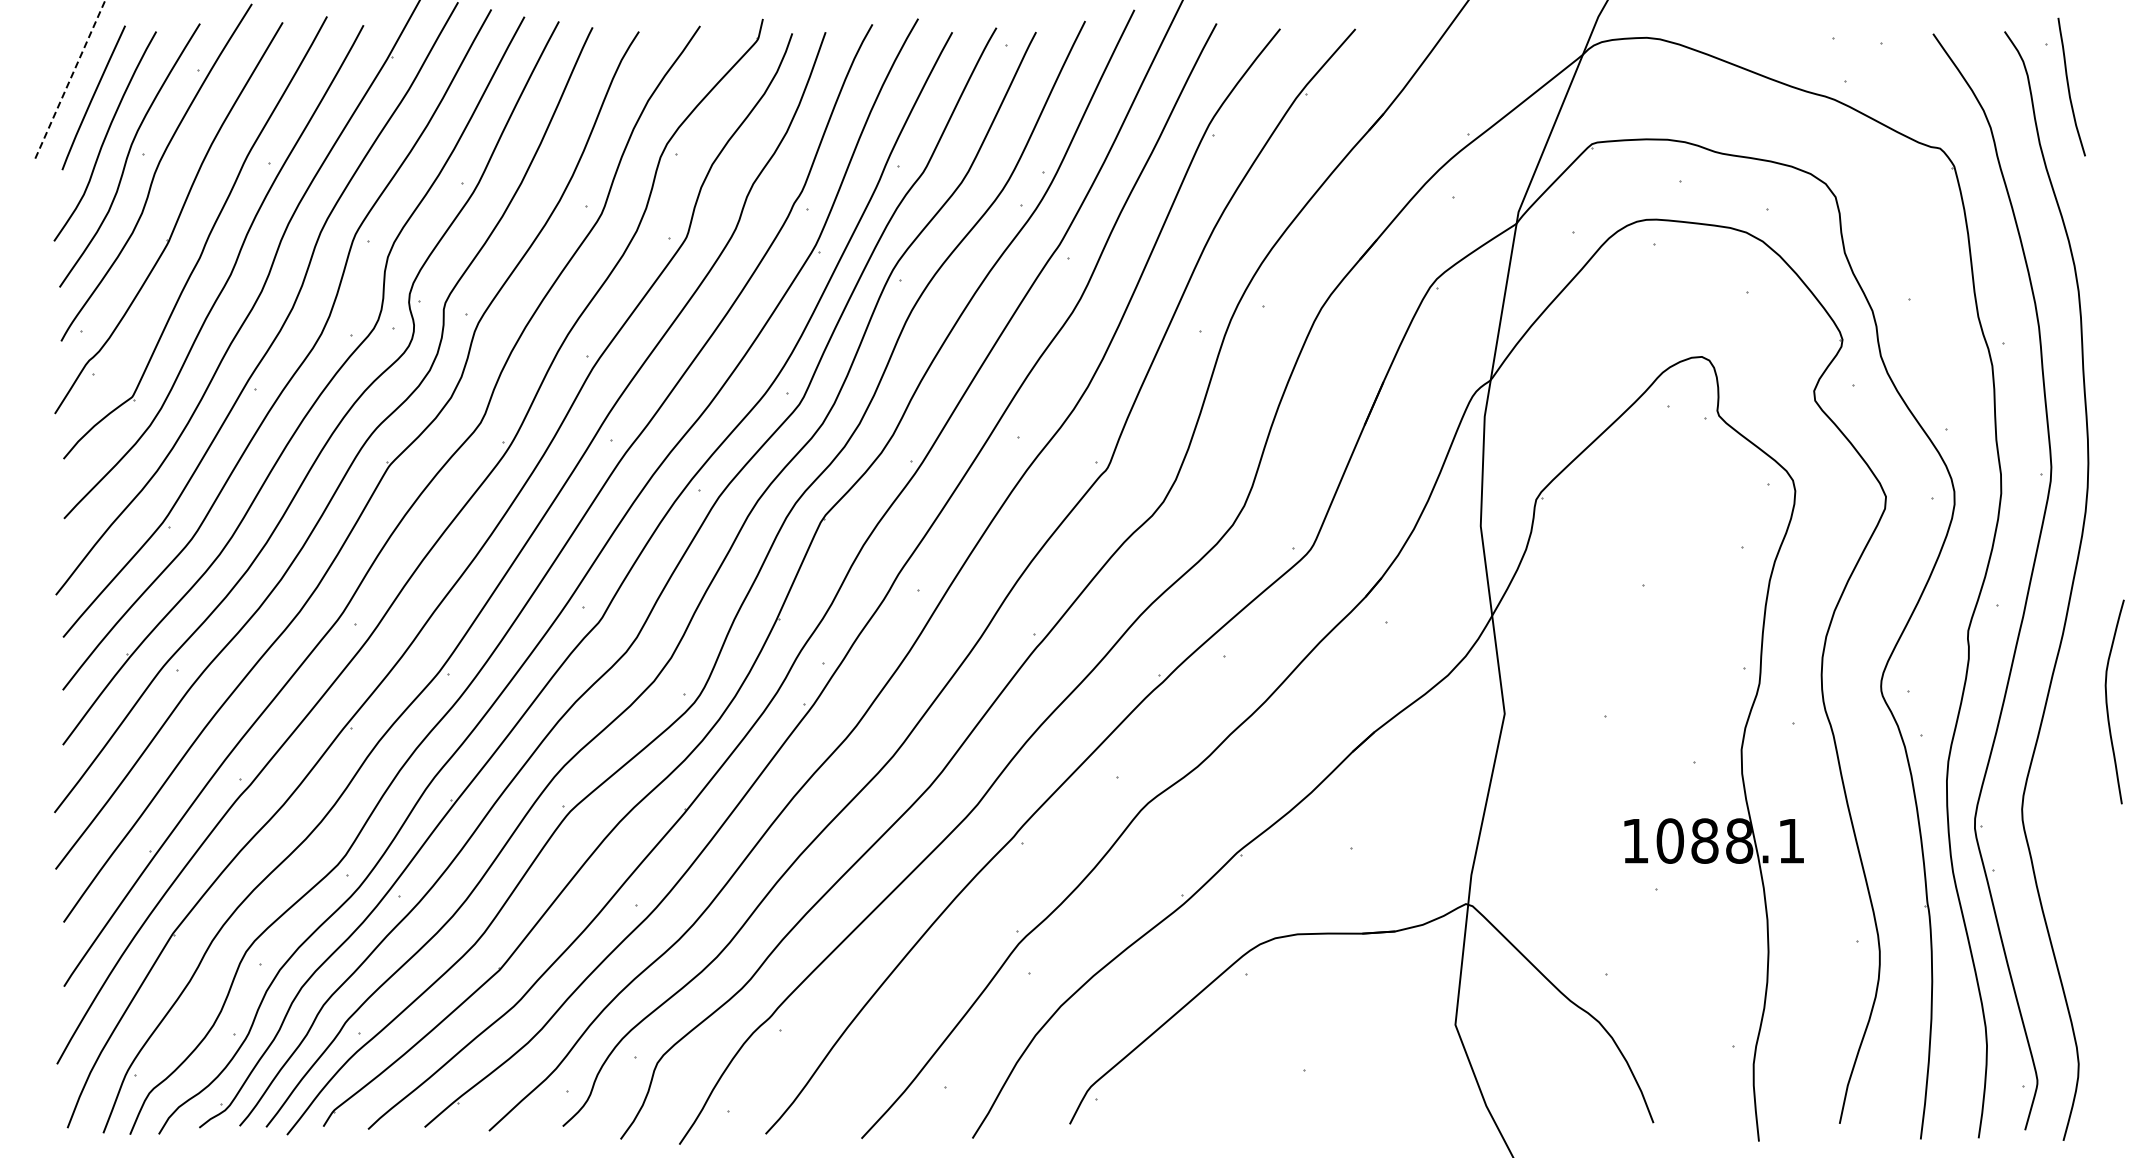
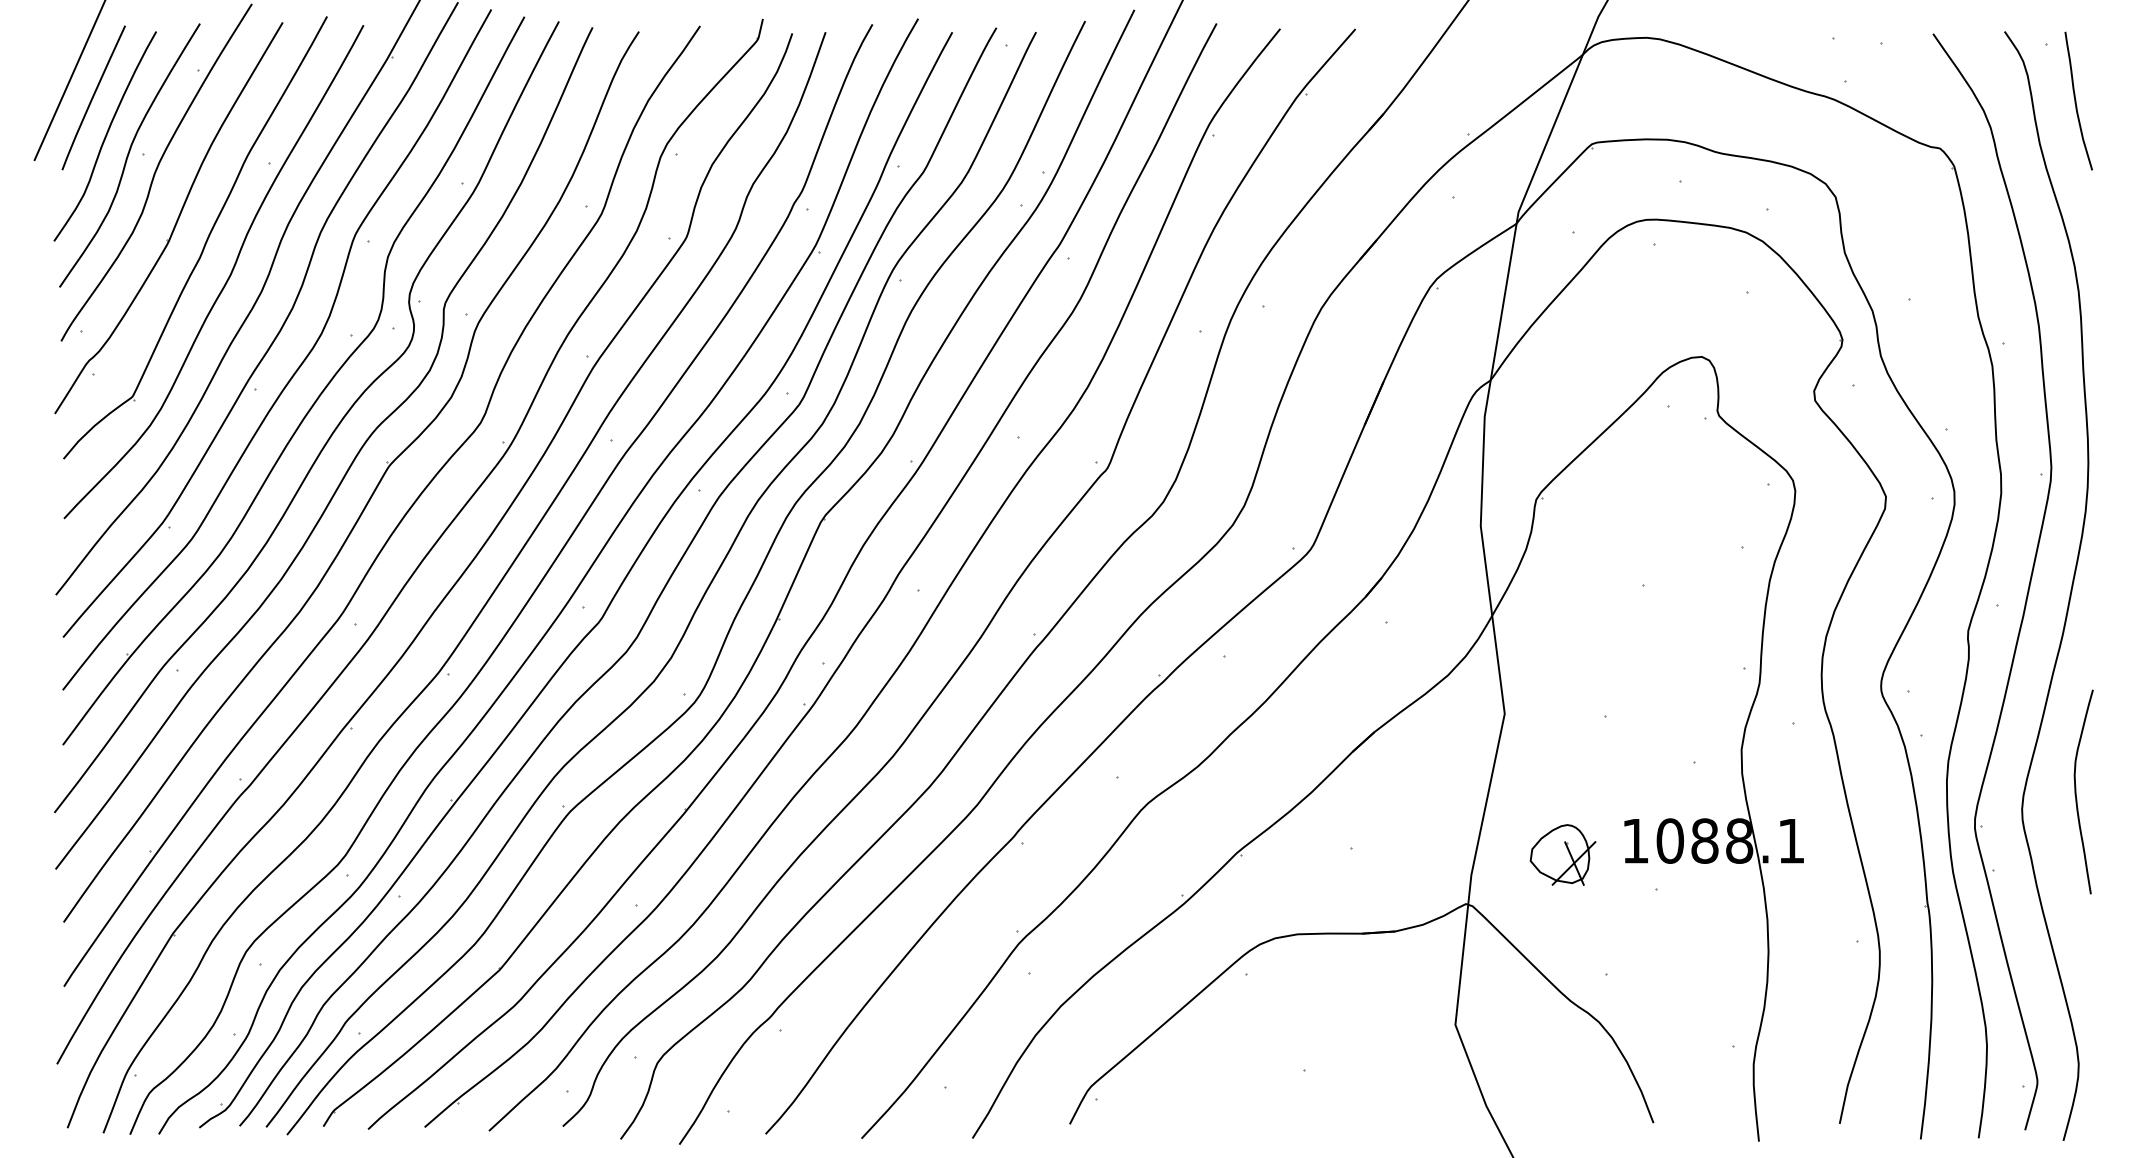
line: dashed -> solid (69, 80)
curve position: (2069, 86) -> (2076, 100) (2076, 100)
curve position: (2107, 701) -> (2076, 791) (2076, 791)
part: none -> present (1562, 854)
